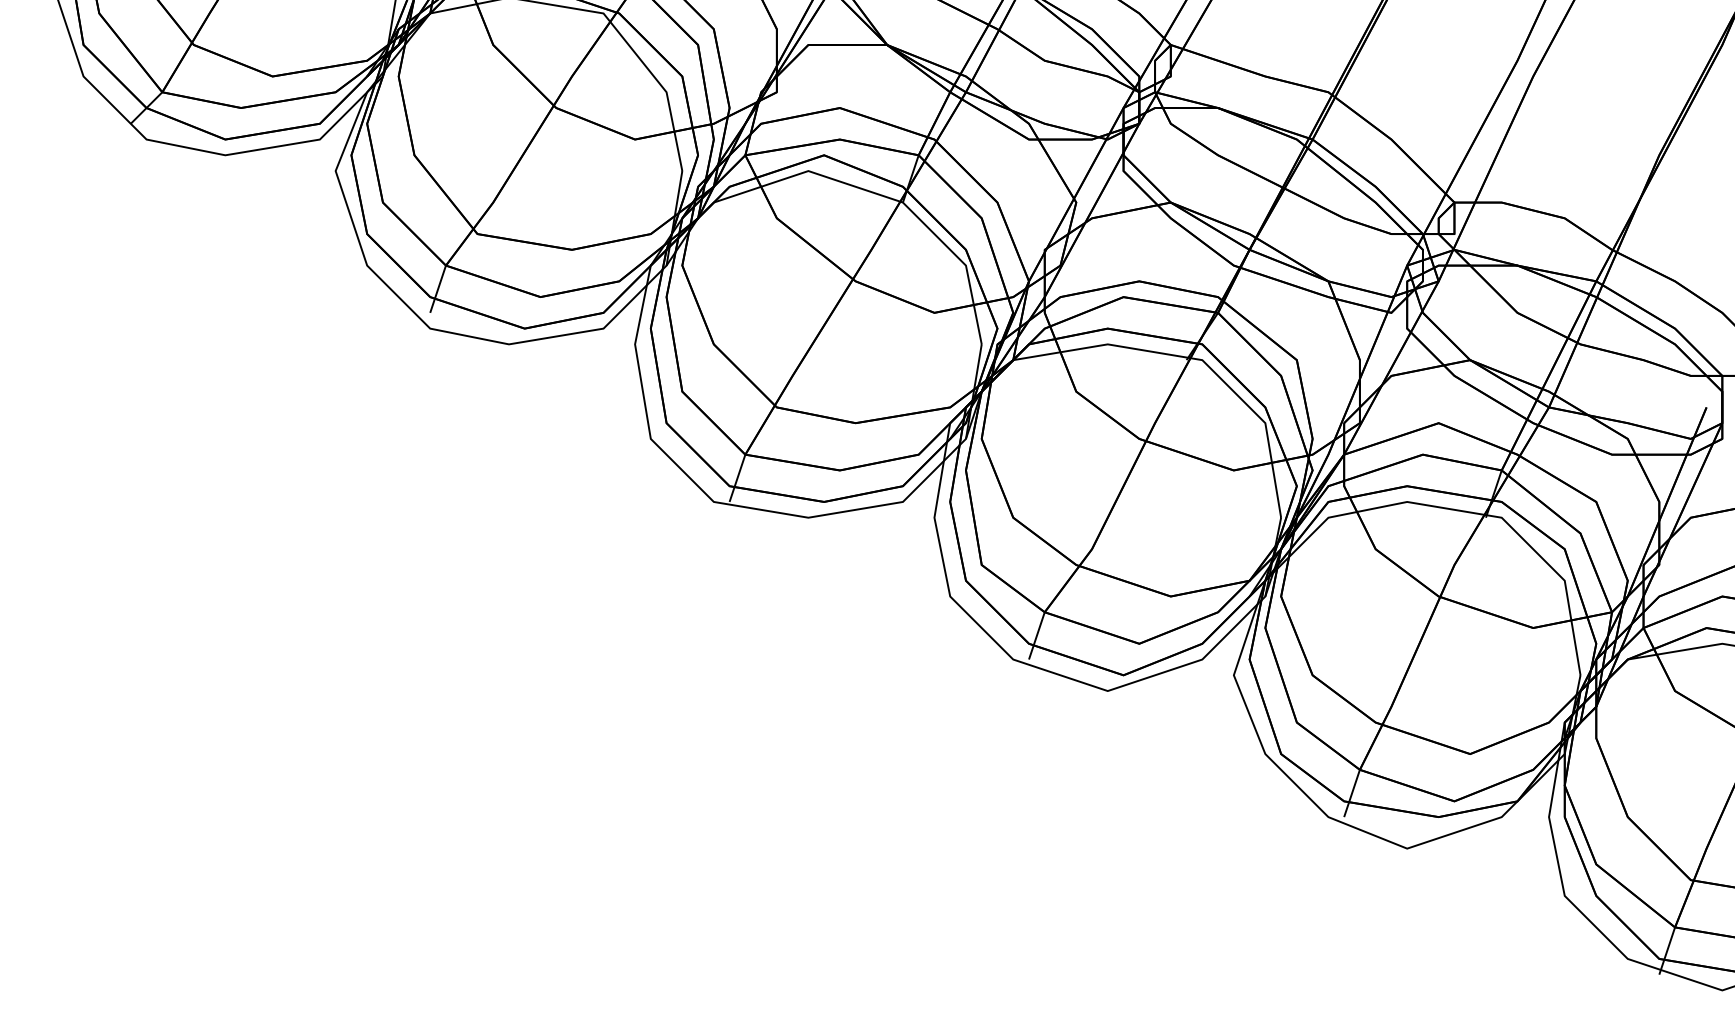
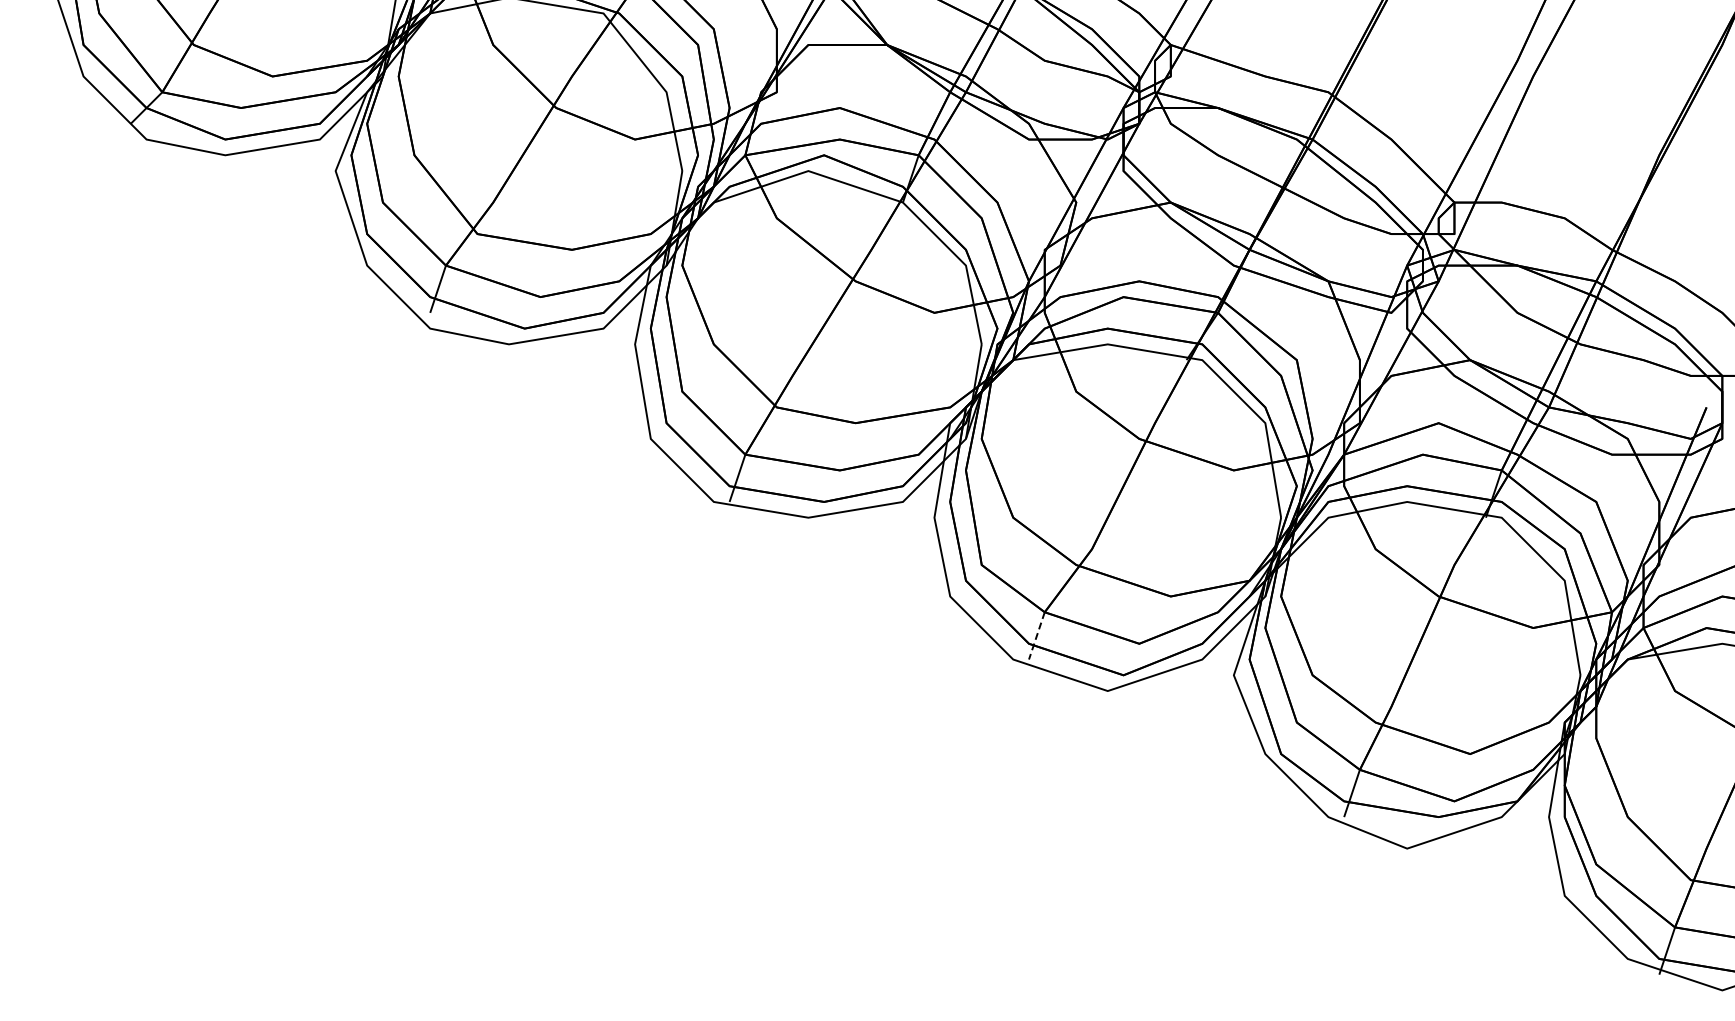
line: solid -> dashed (1036, 635)
